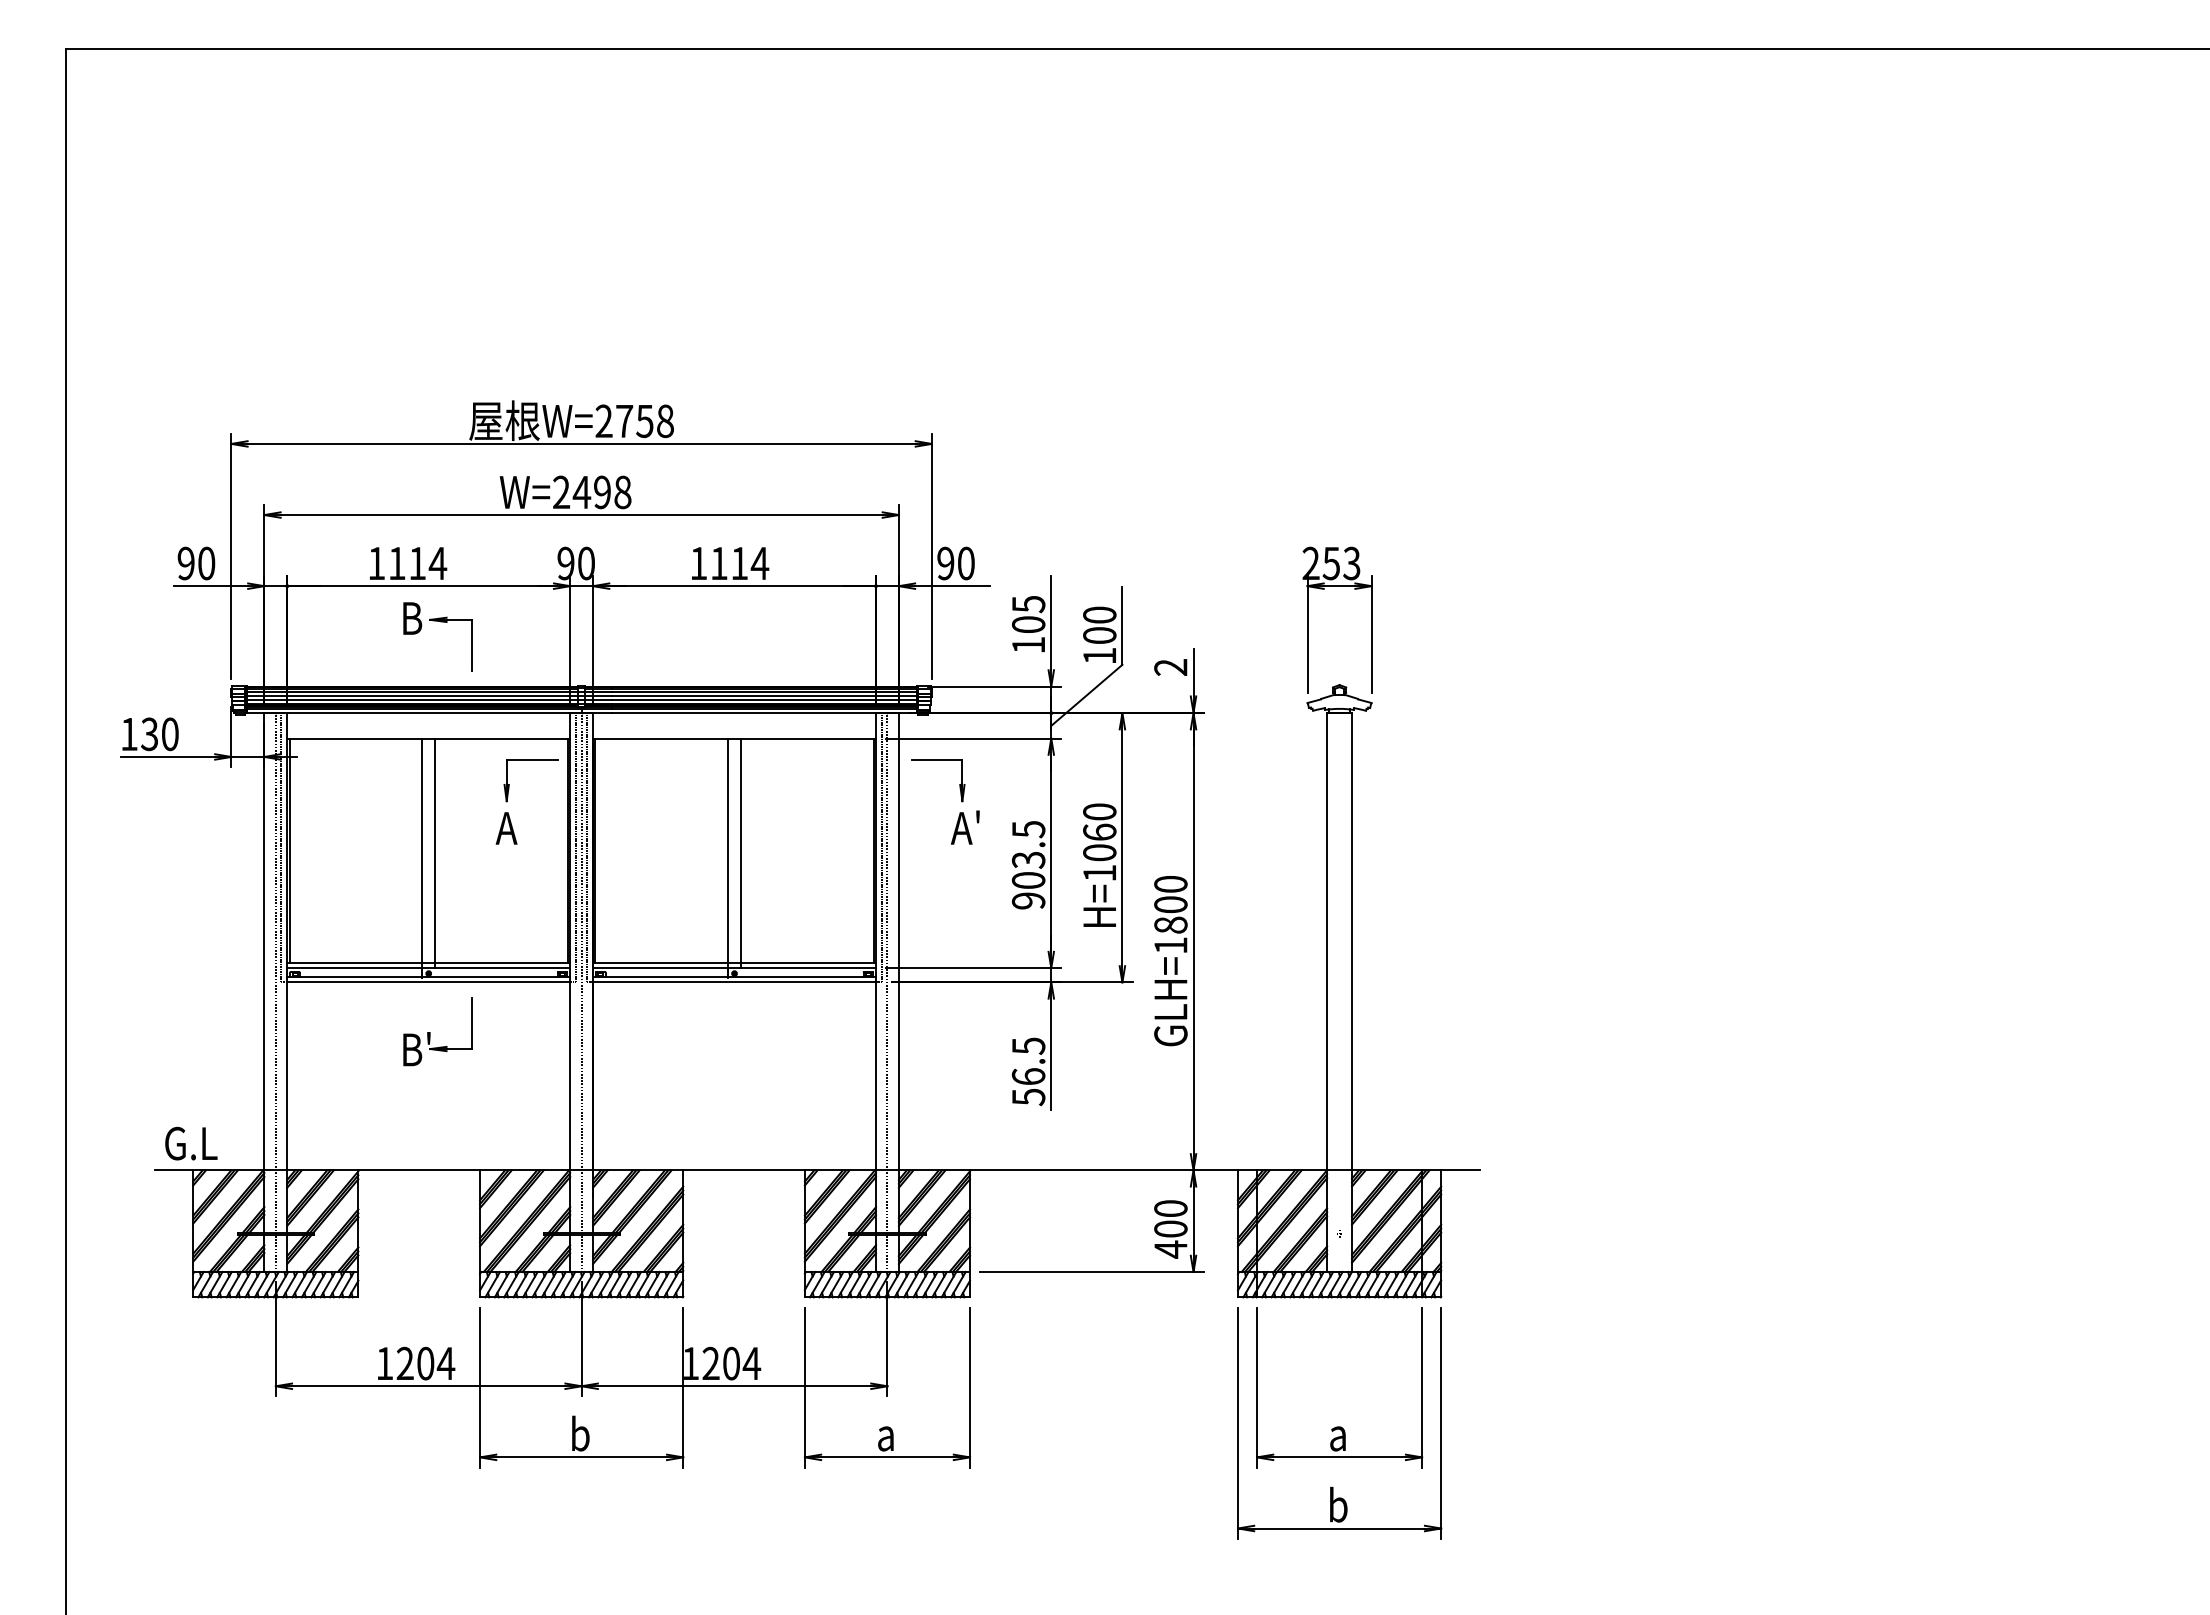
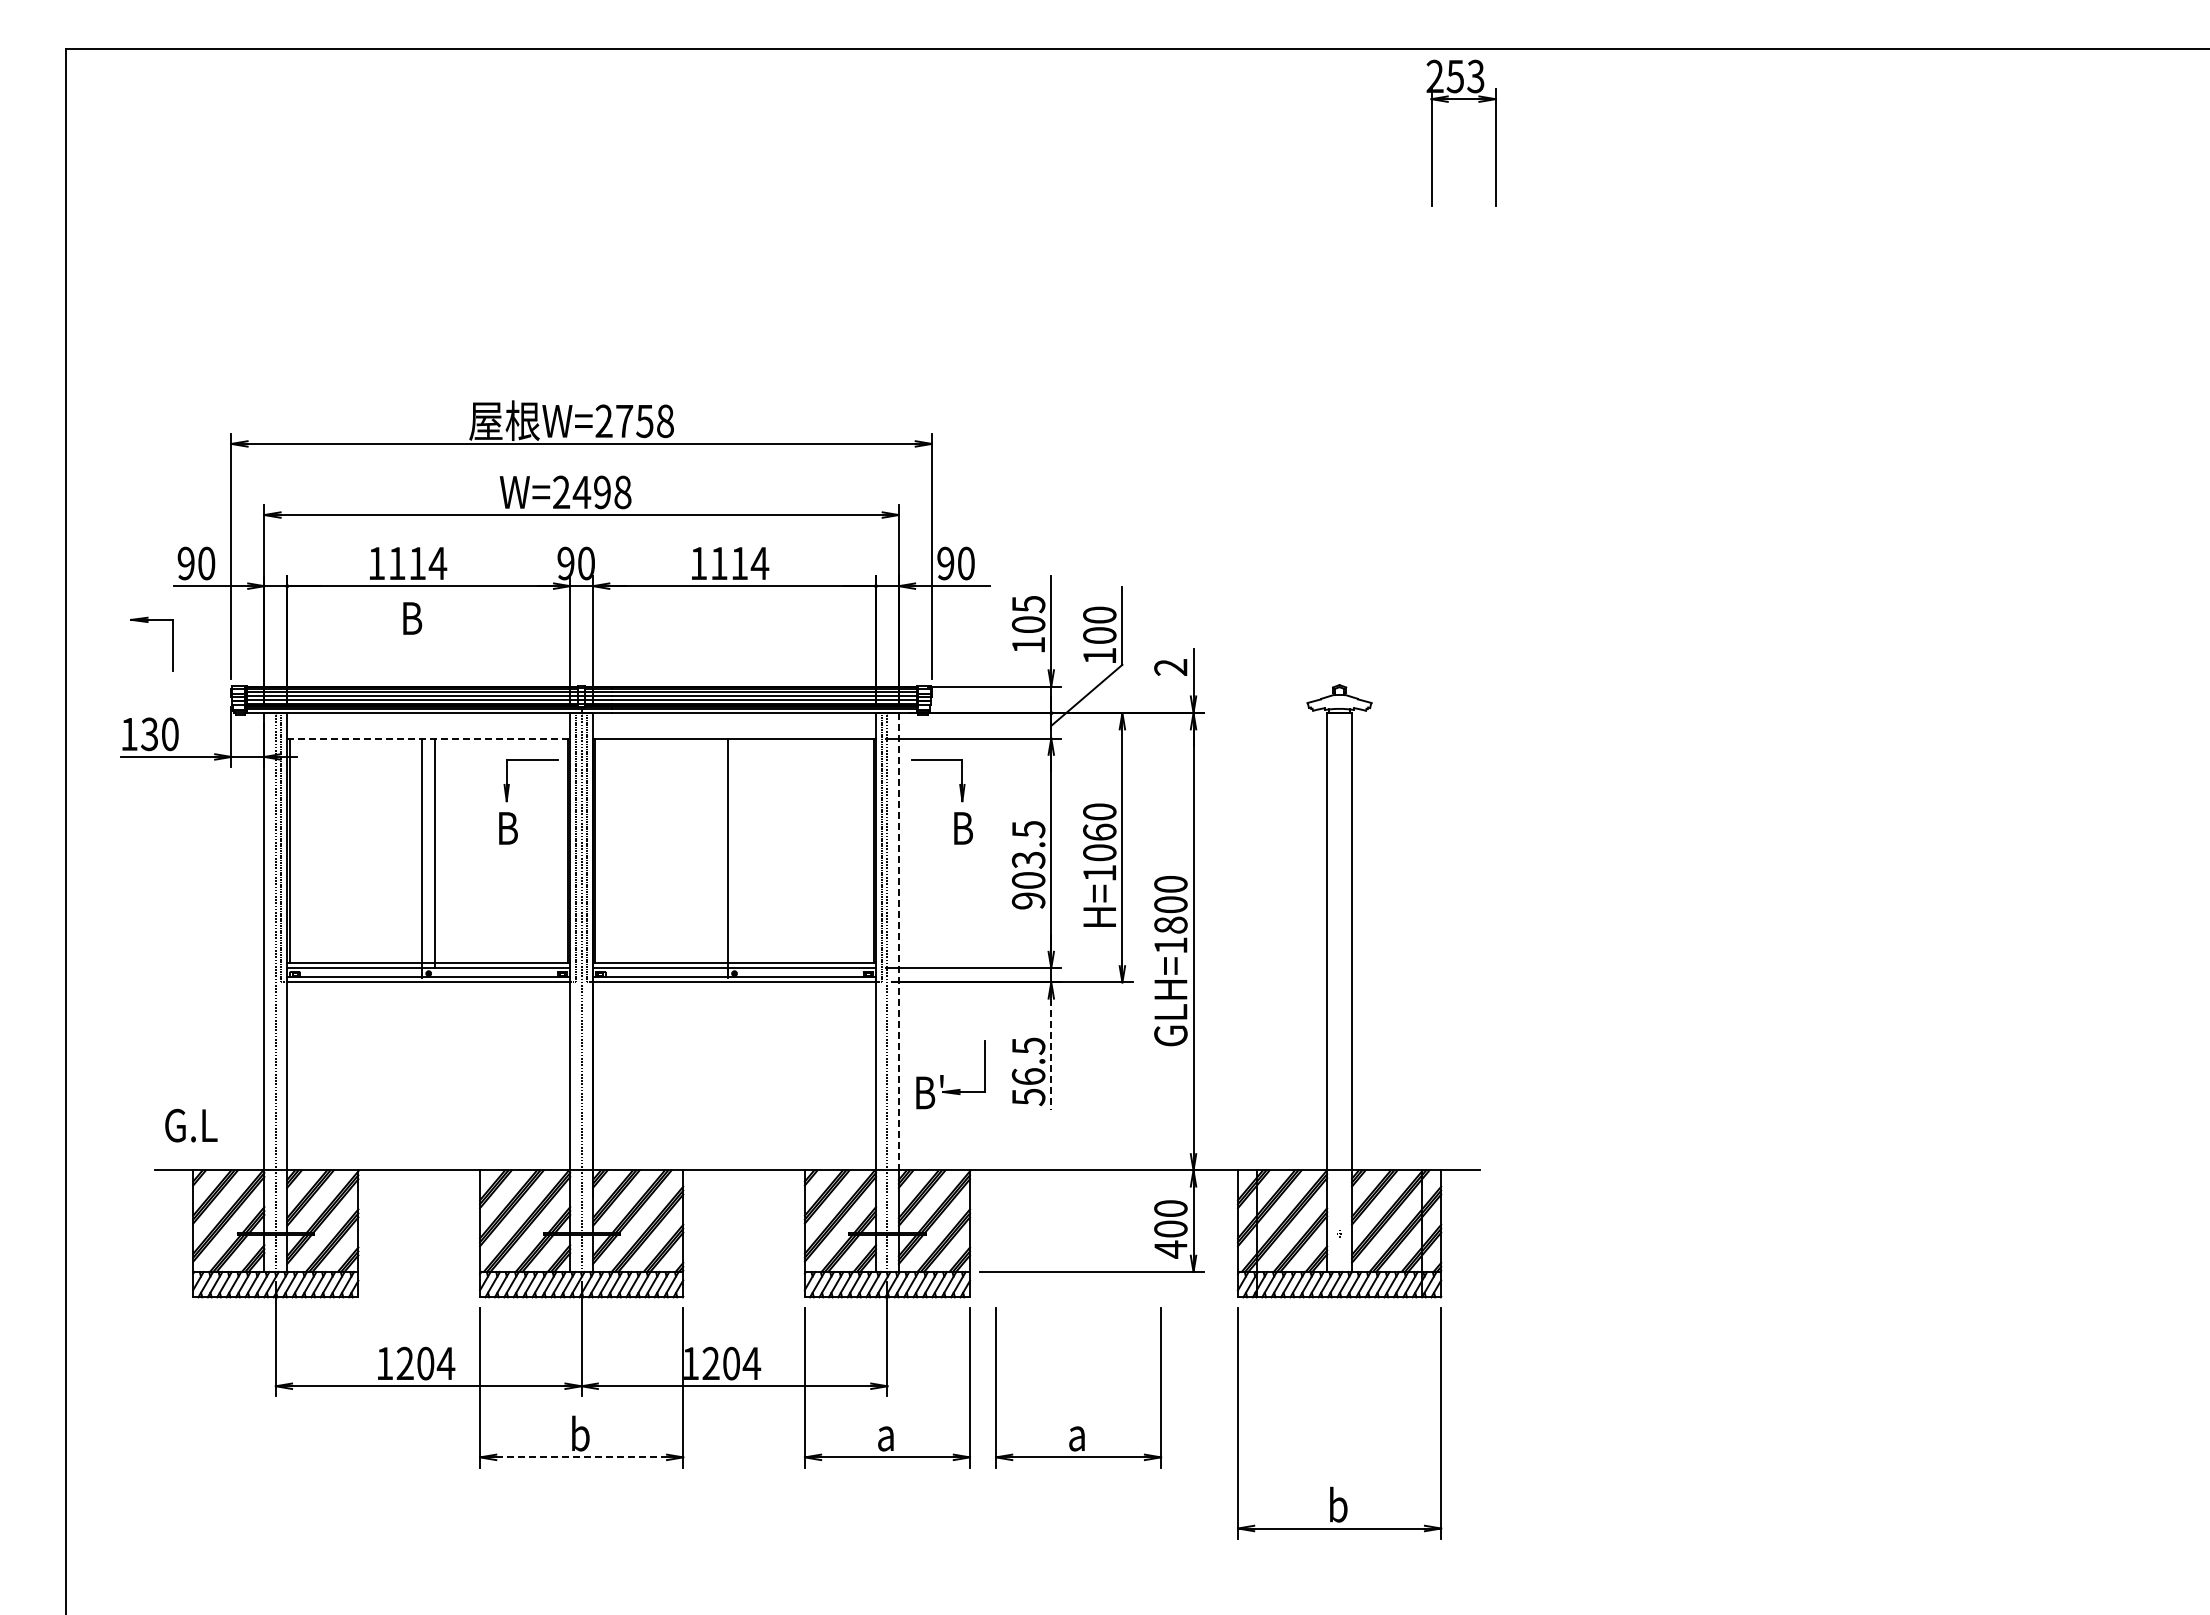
part position: (1308, 619) -> (1432, 132) (1432, 132)
part position: (471, 643) -> (172, 643) (172, 643)
line: solid -> dashed (429, 738)
text: A' -> B (964, 827)
text: A -> B (506, 828)
line: present -> none (741, 853)
line: solid -> dashed (898, 941)
part position: (430, 1032) -> (943, 1075) (943, 1075)
line: solid -> dashed (1051, 1054)
text position: (191, 1143) -> (191, 1125) (191, 1125)
part position: (1339, 1426) -> (1078, 1426) (1078, 1426)
line: solid -> dashed (582, 1457)
